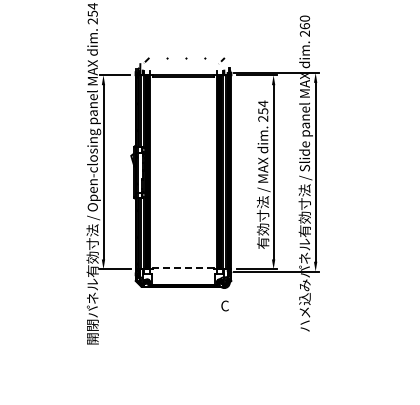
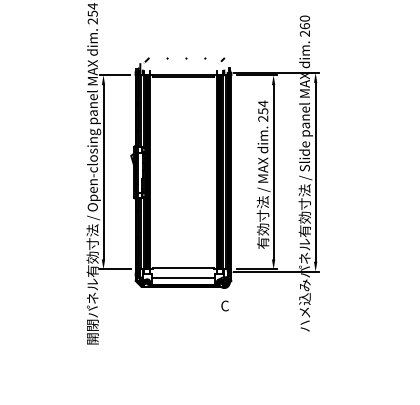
line: dashed -> solid (183, 267)
line: none -> present (183, 278)
